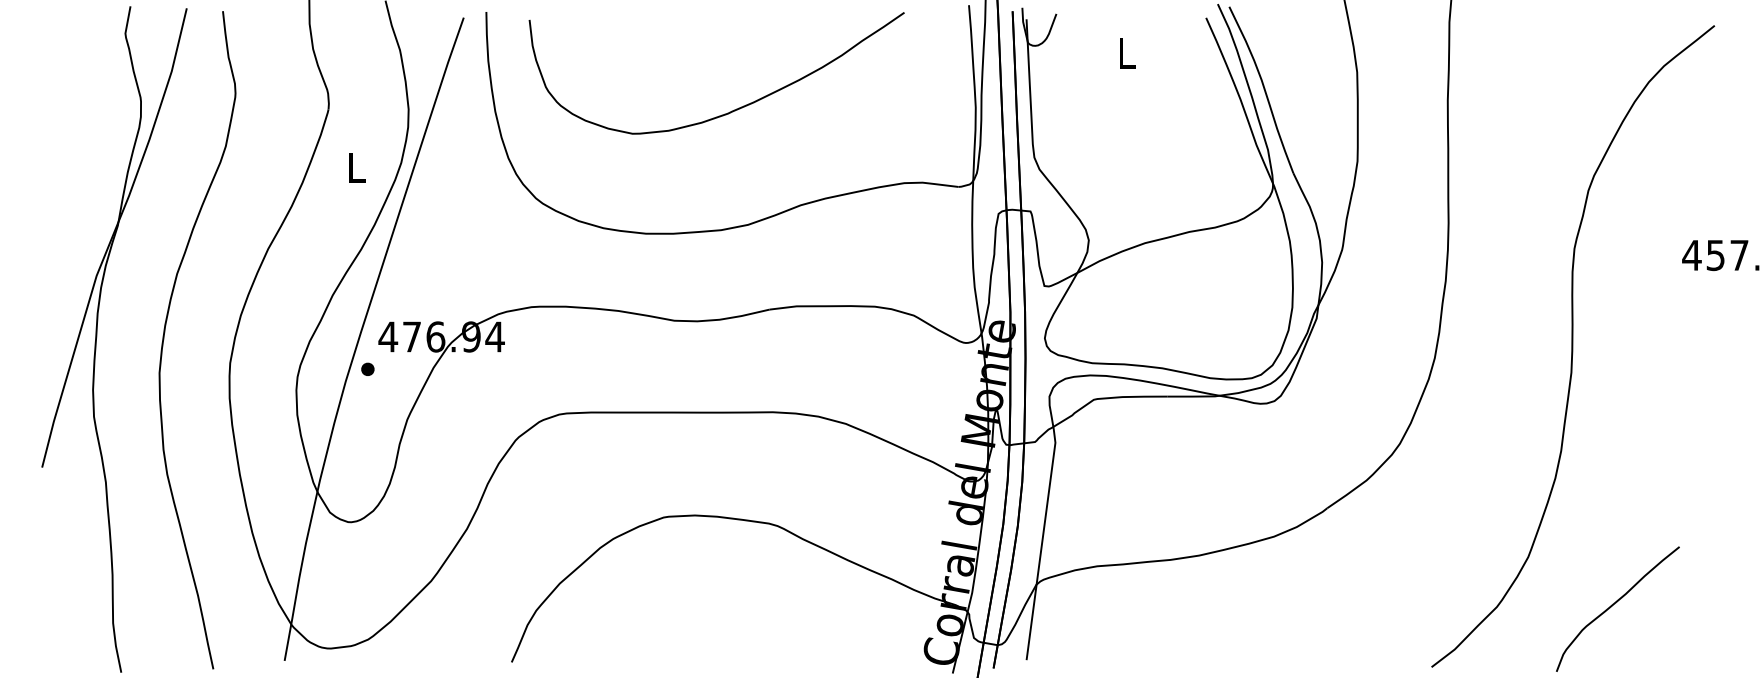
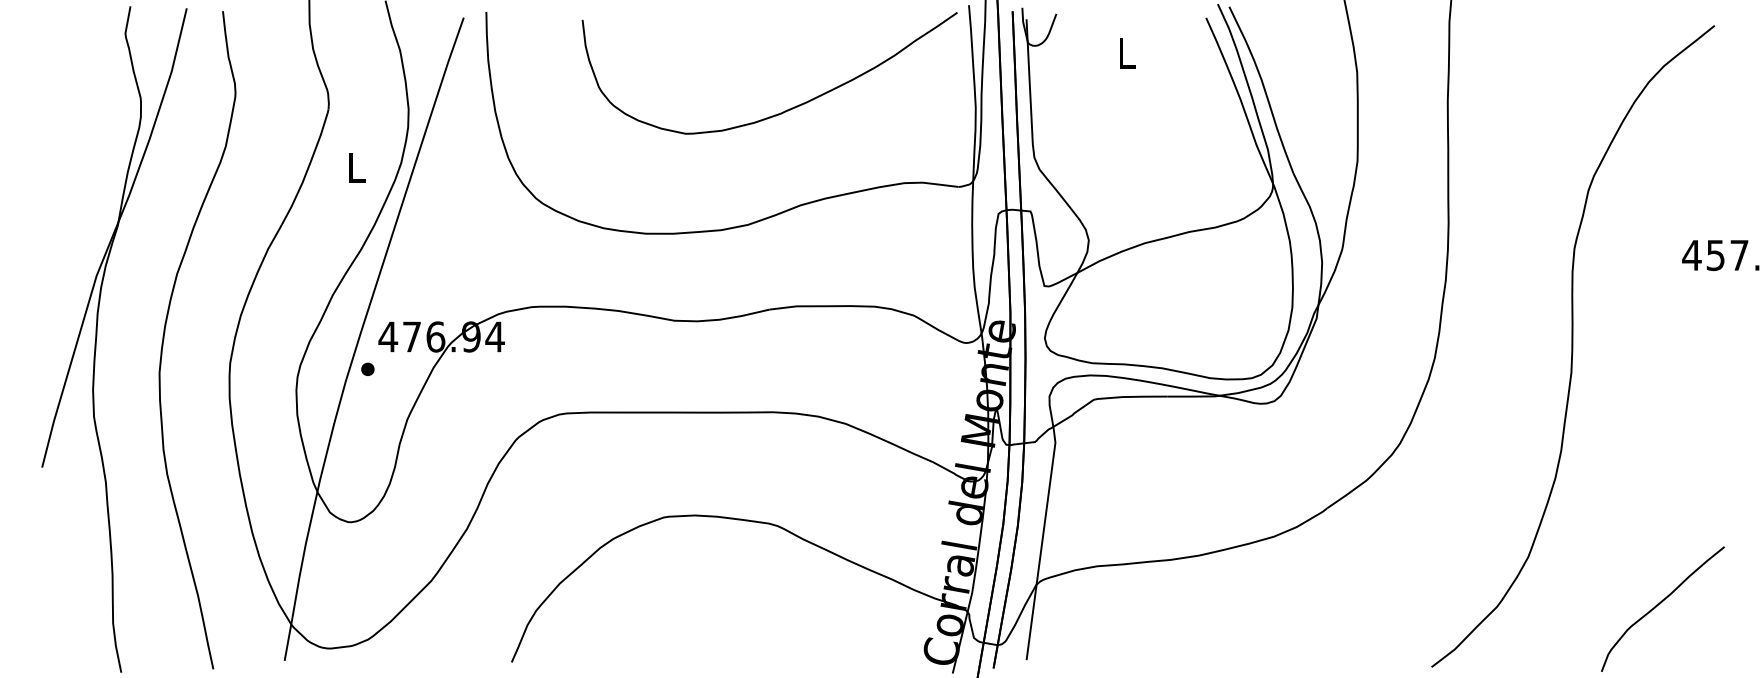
curve position: (731, 110) -> (784, 110) (784, 110)
curve position: (1614, 604) -> (1659, 604) (1659, 604)
